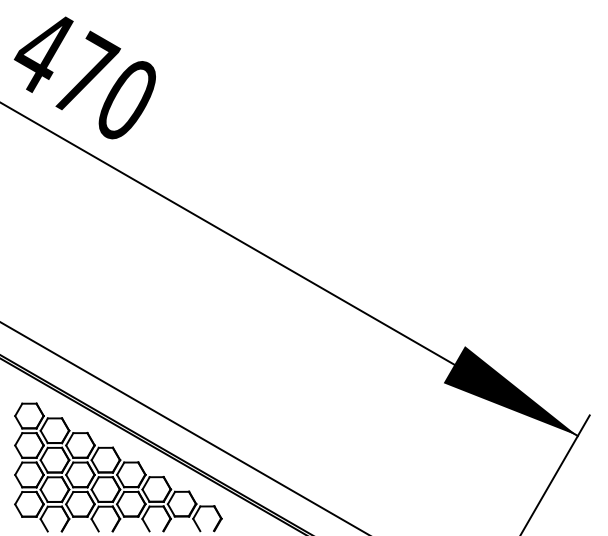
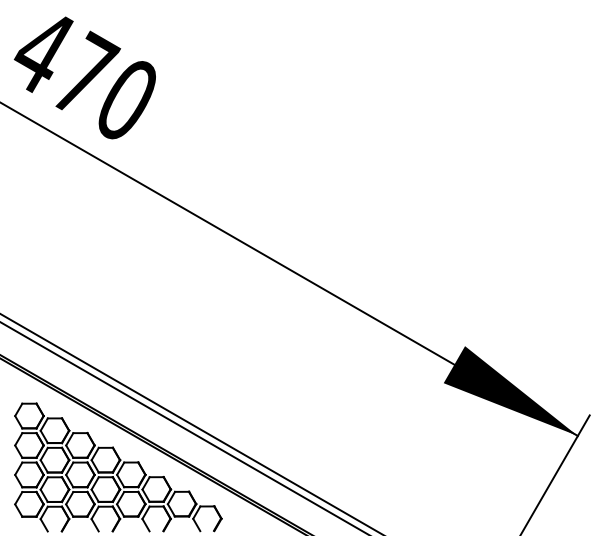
line: none -> present (190, 423)
